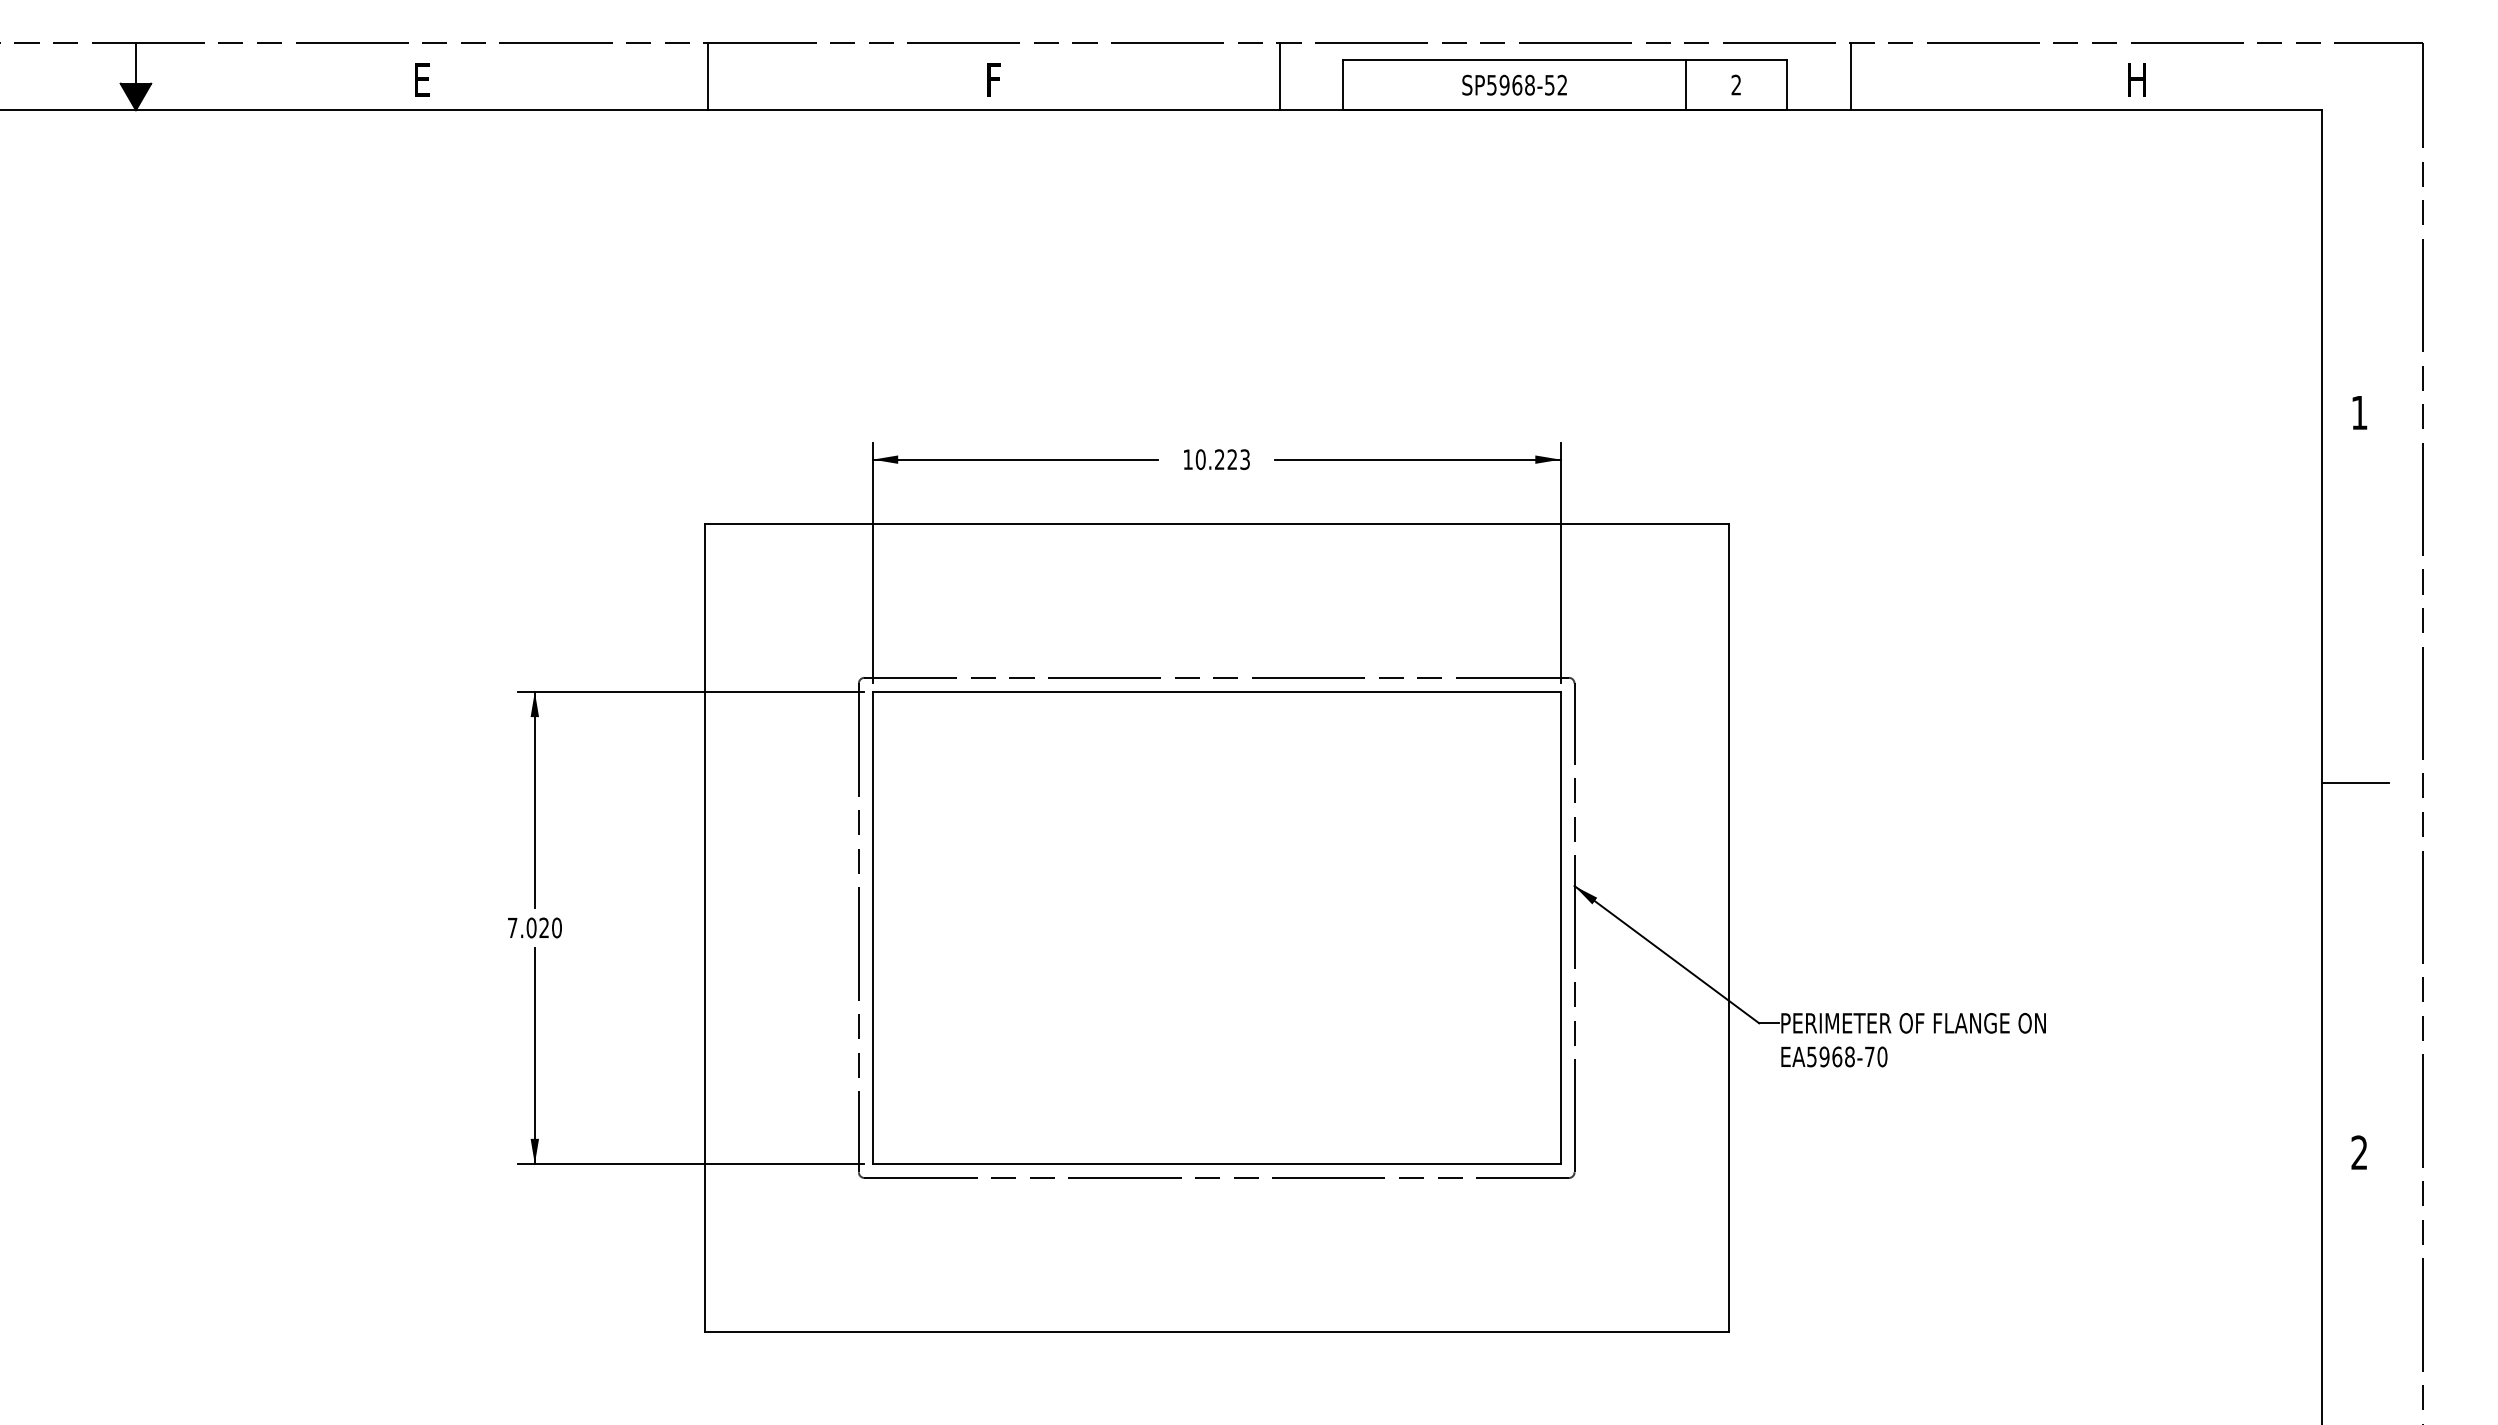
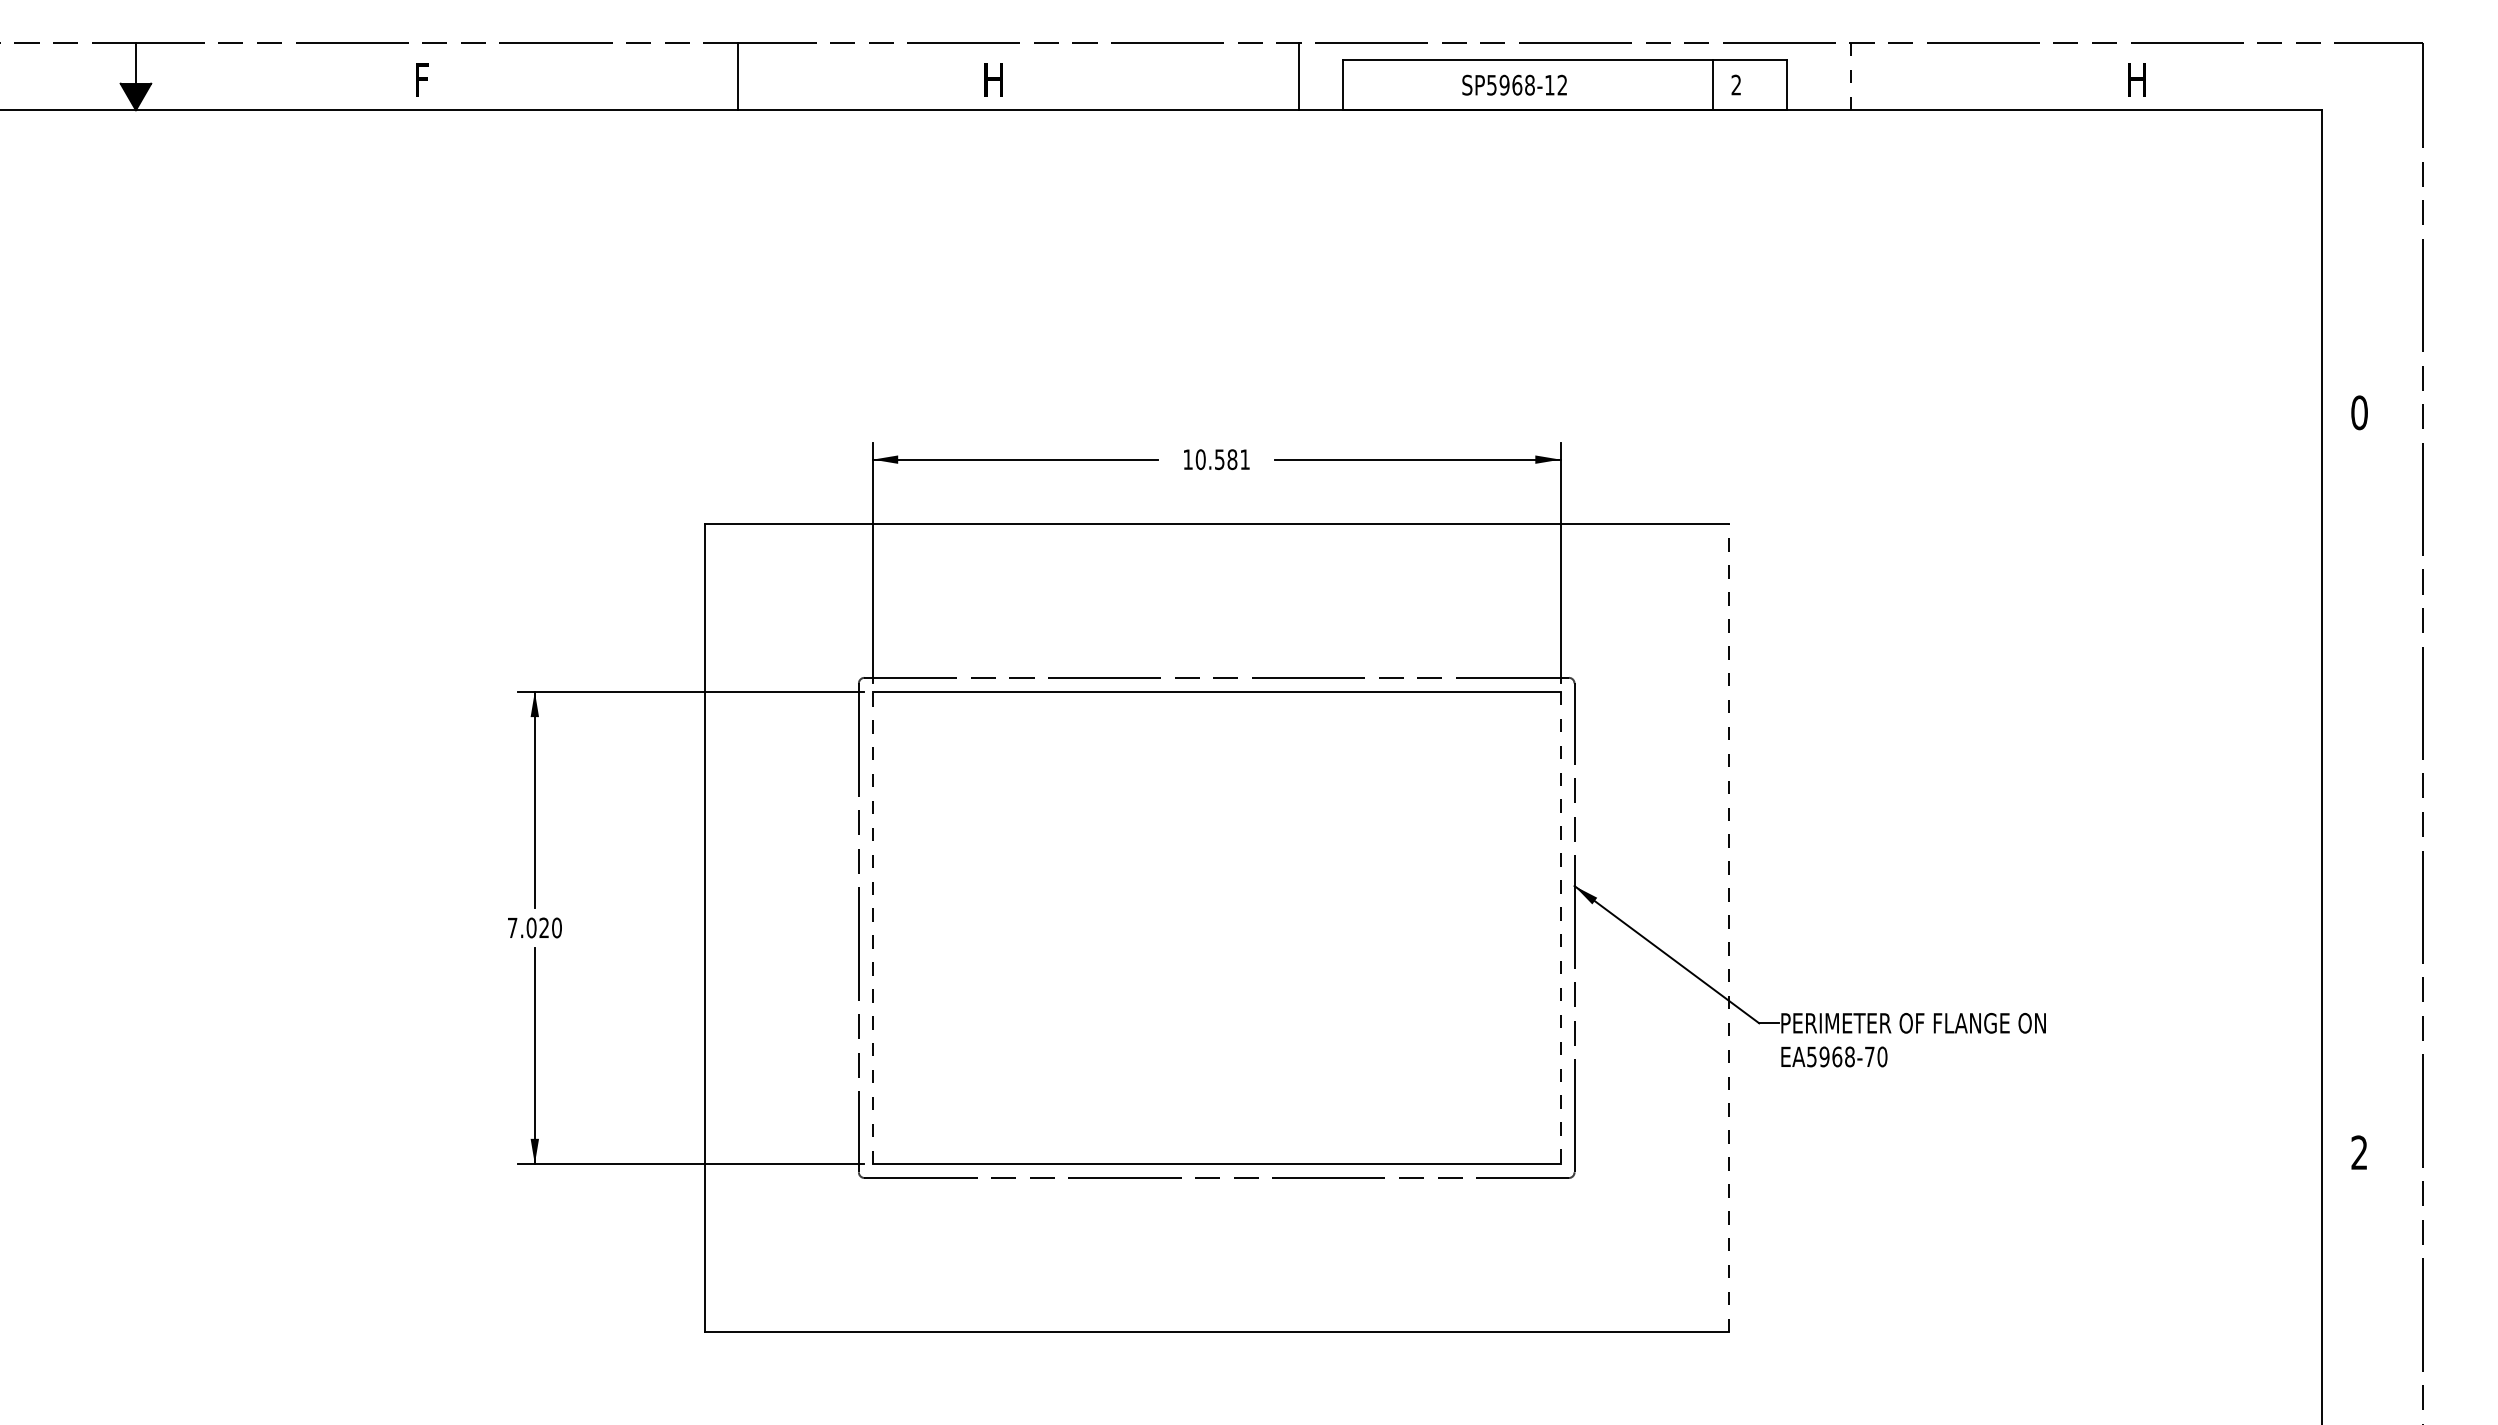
line position: (707, 76) -> (737, 76) (737, 76)
line position: (1279, 76) -> (1298, 76) (1298, 76)
line: solid -> dashed (1851, 76)
text: E -> F (422, 79)
text: F -> H (993, 79)
text: SP5968-52 -> SP5968-12 (1549, 85)
line position: (1686, 85) -> (1713, 85) (1713, 85)
text: 1 -> 0 (2359, 412)
text: 10.223 -> 10.581 (1232, 459)
line: present -> none (2355, 782)
line: solid -> dashed (872, 927)
line: solid -> dashed (1728, 927)
line: solid -> dashed (1560, 928)
